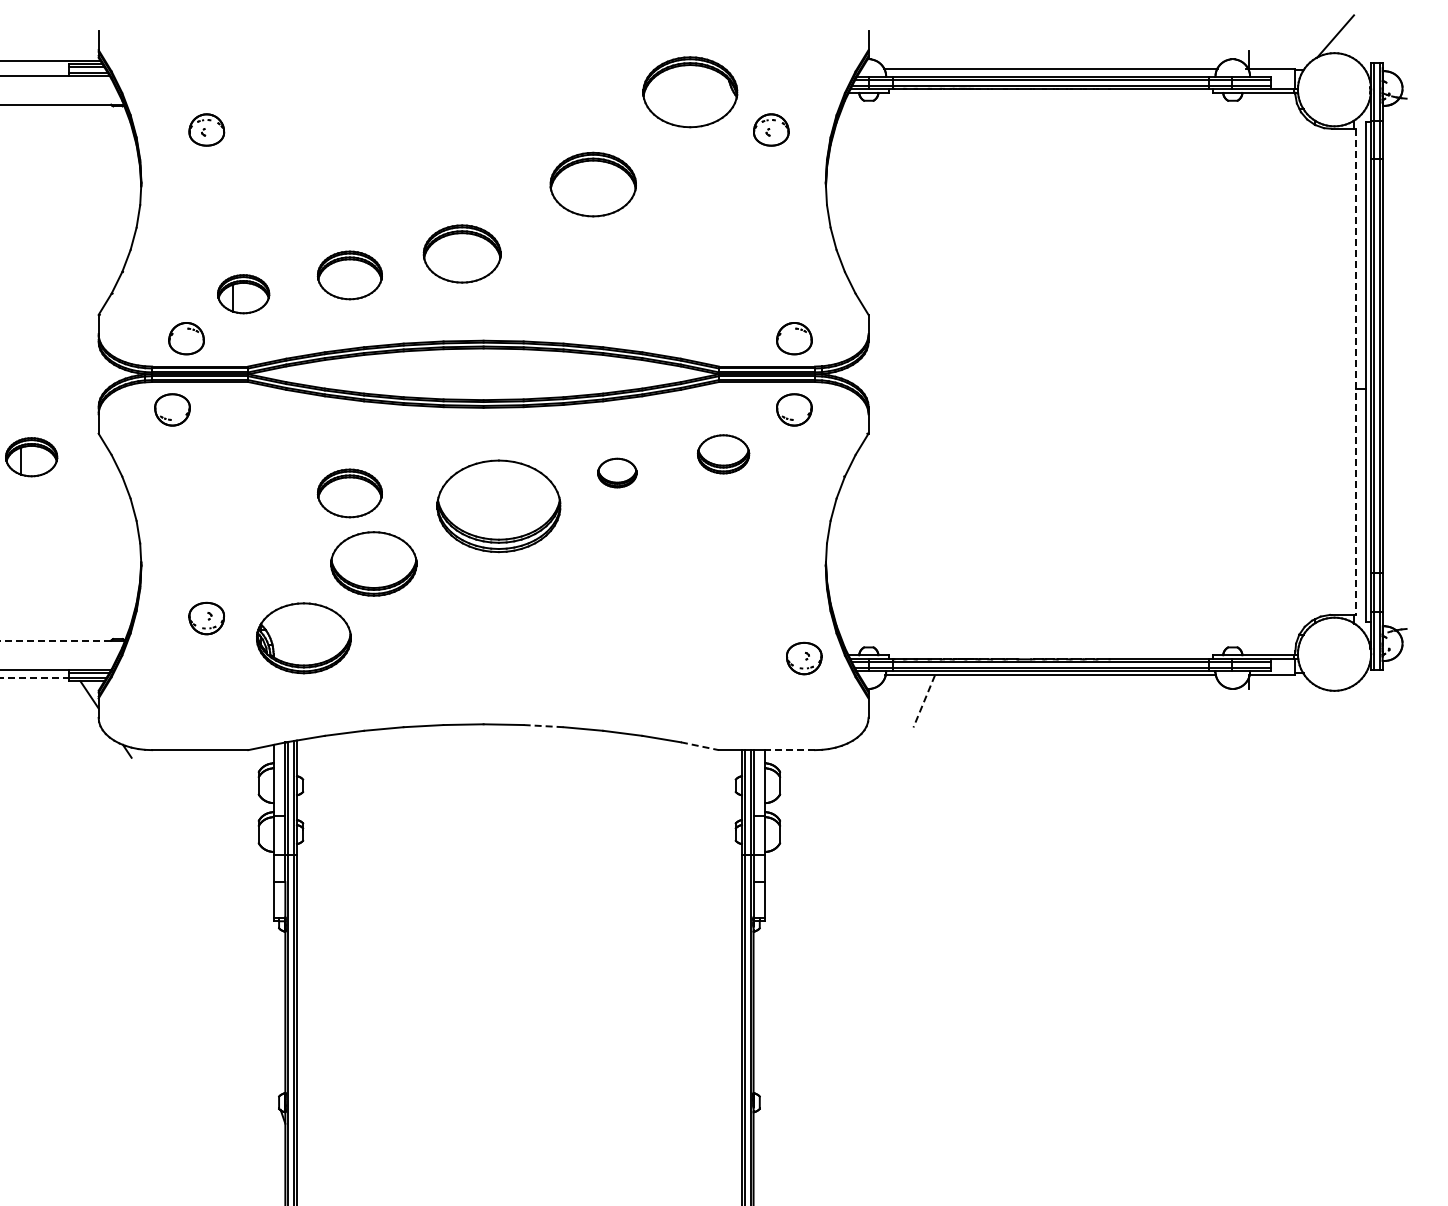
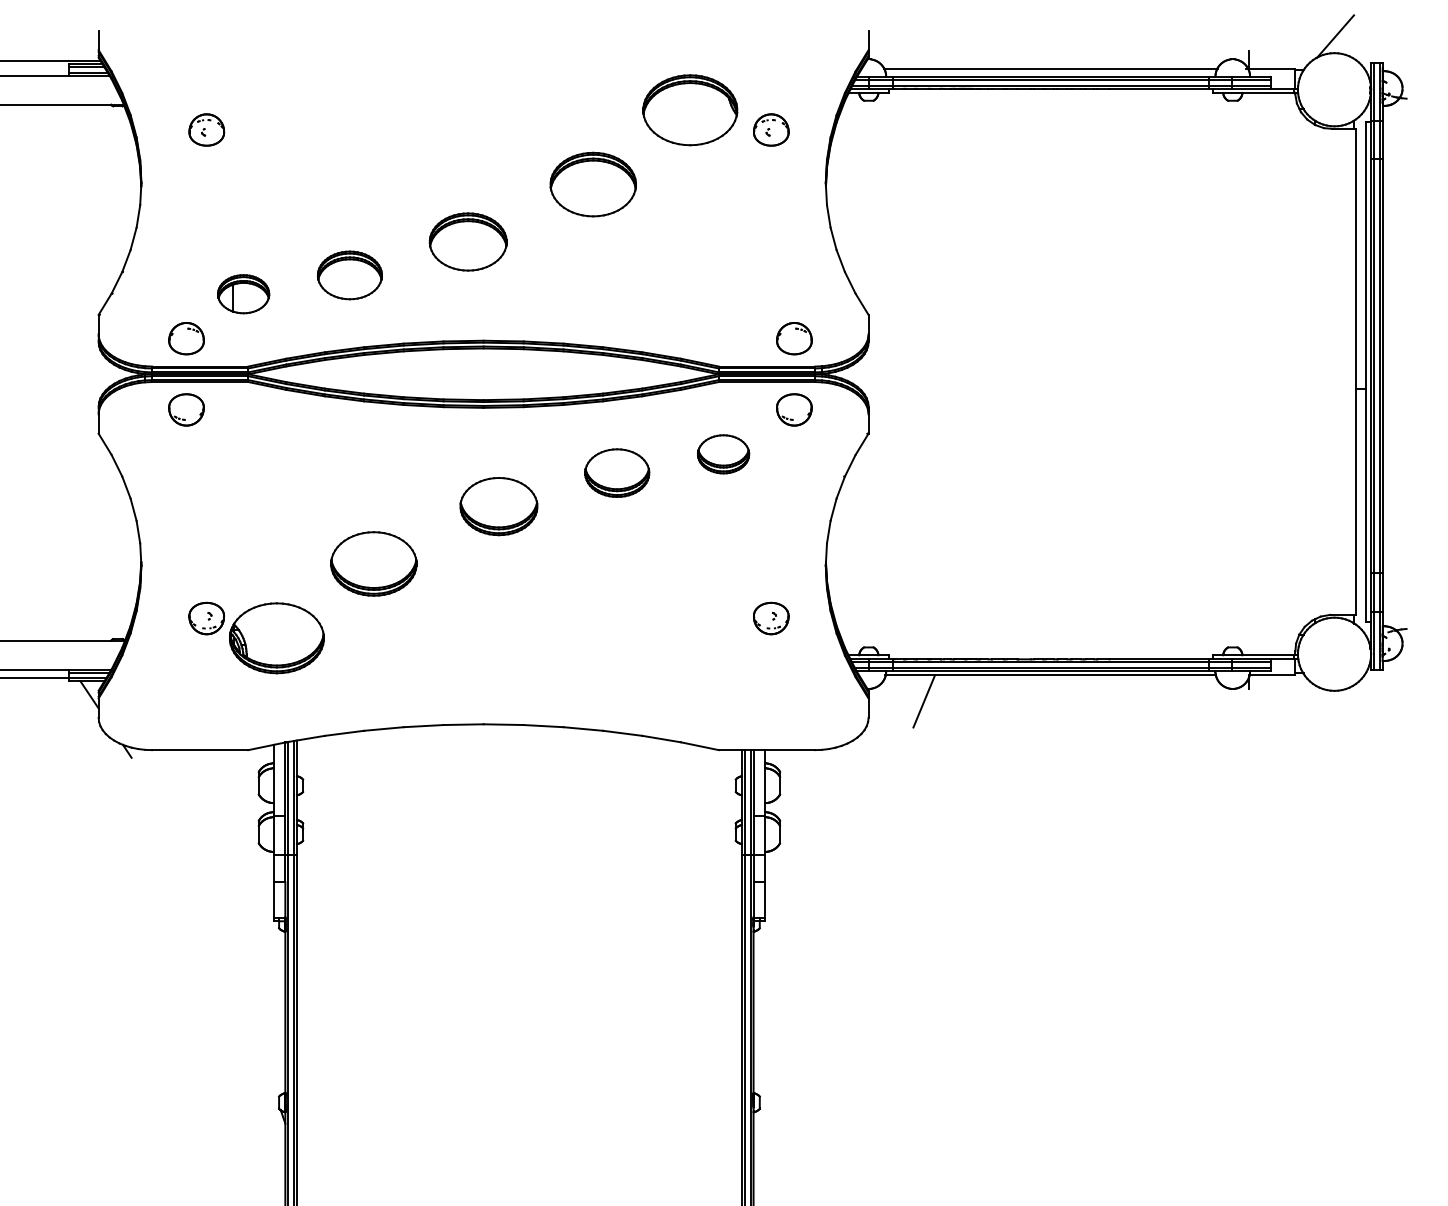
part position: (690, 92) -> (690, 110) (690, 110)
part position: (461, 253) -> (467, 241) (467, 241)
line: dashed -> solid (1355, 372)
part position: (172, 409) -> (186, 409) (186, 409)
part: present -> none (31, 457)
part size: 41x32 px -> 67x50 px (617, 472)
part: present -> none (349, 493)
part size: 126x95 px -> 80x60 px (498, 506)
part position: (303, 638) -> (276, 638) (276, 638)
line: dashed -> solid (55, 640)
part position: (804, 658) -> (771, 618) (771, 618)
line: dashed -> solid (35, 677)
line: dashed -> solid (924, 701)
line: dashed -> solid (543, 726)
line: dashed -> solid (700, 746)
line: dashed -> solid (790, 750)
